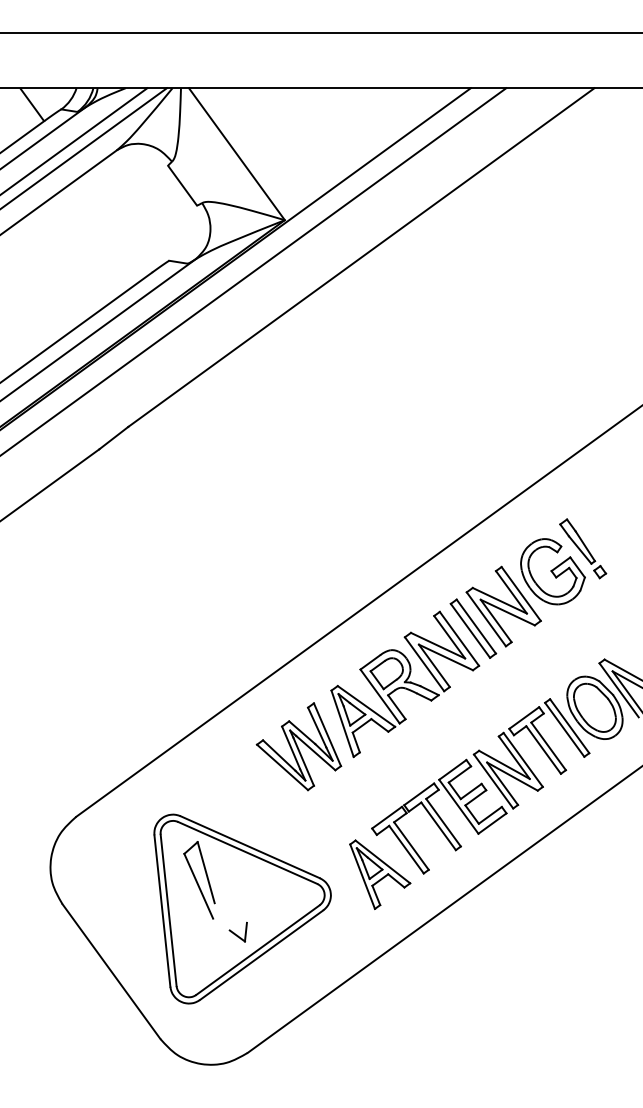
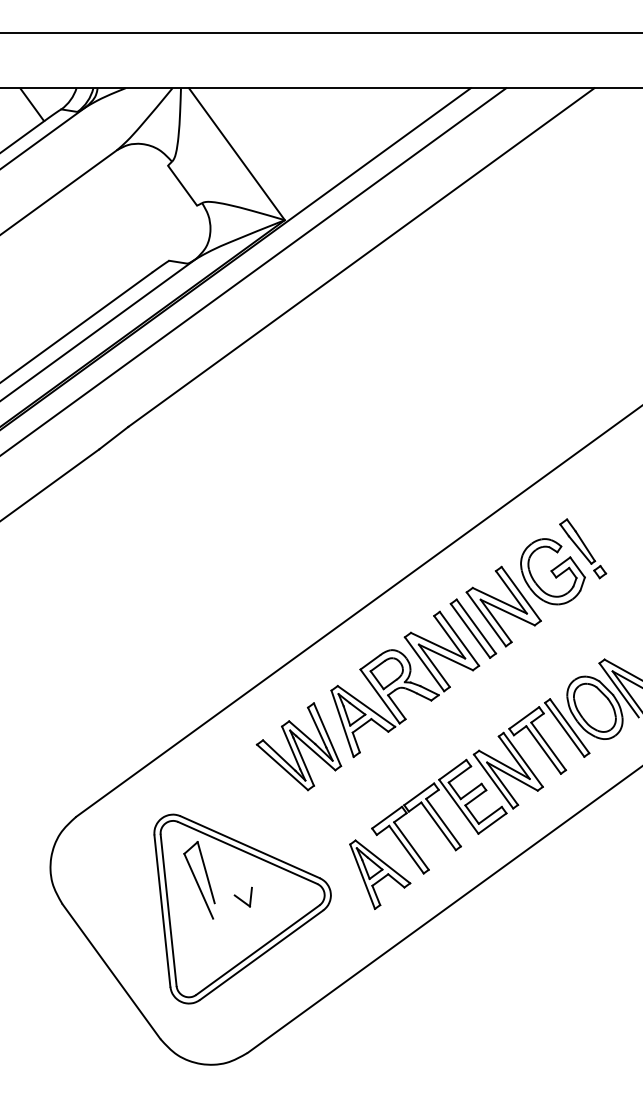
line: present -> none (74, 140)
line: present -> none (84, 147)
part position: (237, 931) -> (242, 896) (242, 896)
